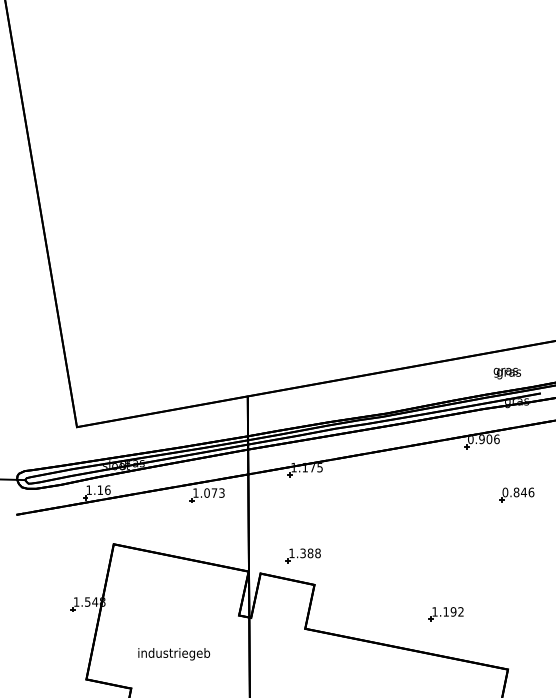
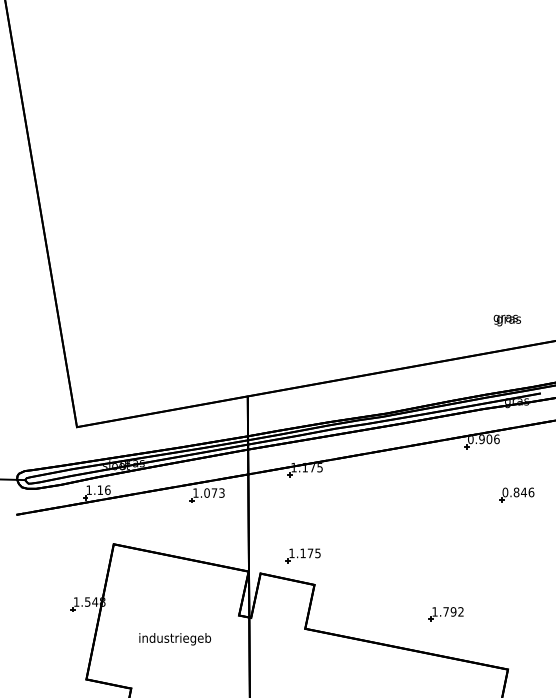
text position: (506, 373) -> (506, 320) (506, 320)
text: 1.388 -> 1.175 (310, 553)
text: 1.192 -> 1.792 (445, 611)
text position: (174, 654) -> (175, 639) (175, 639)
